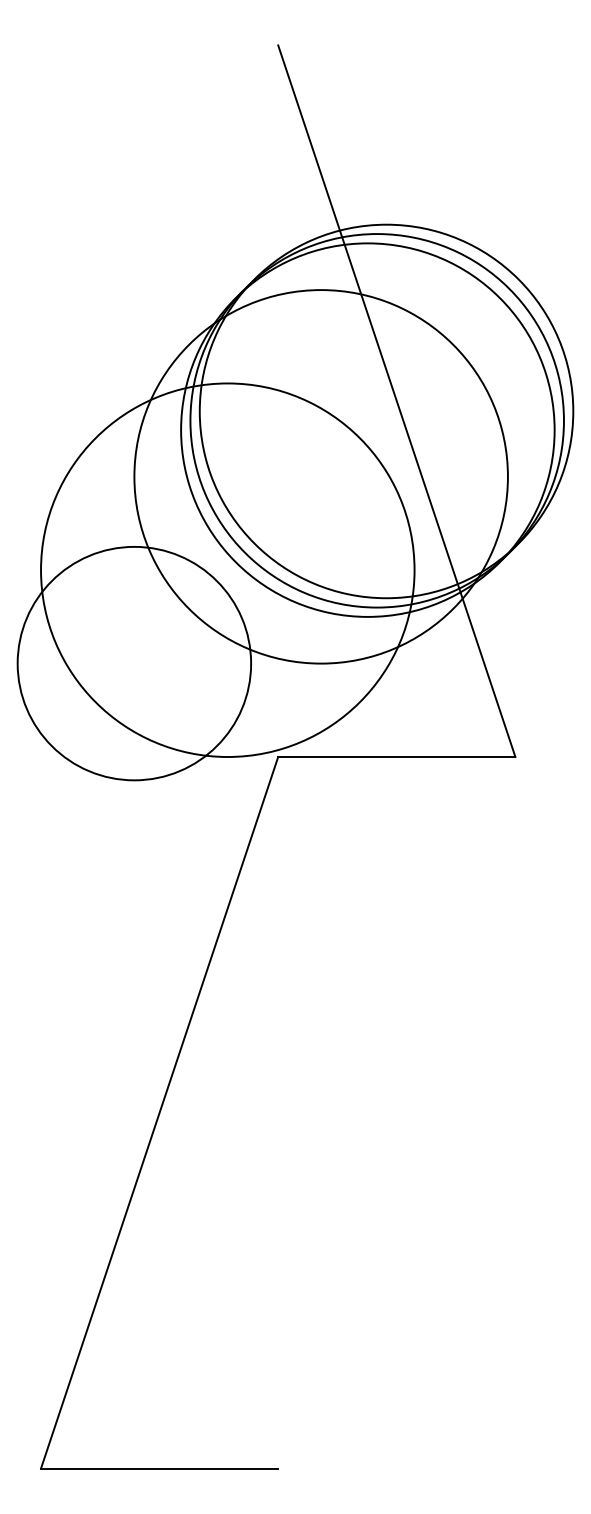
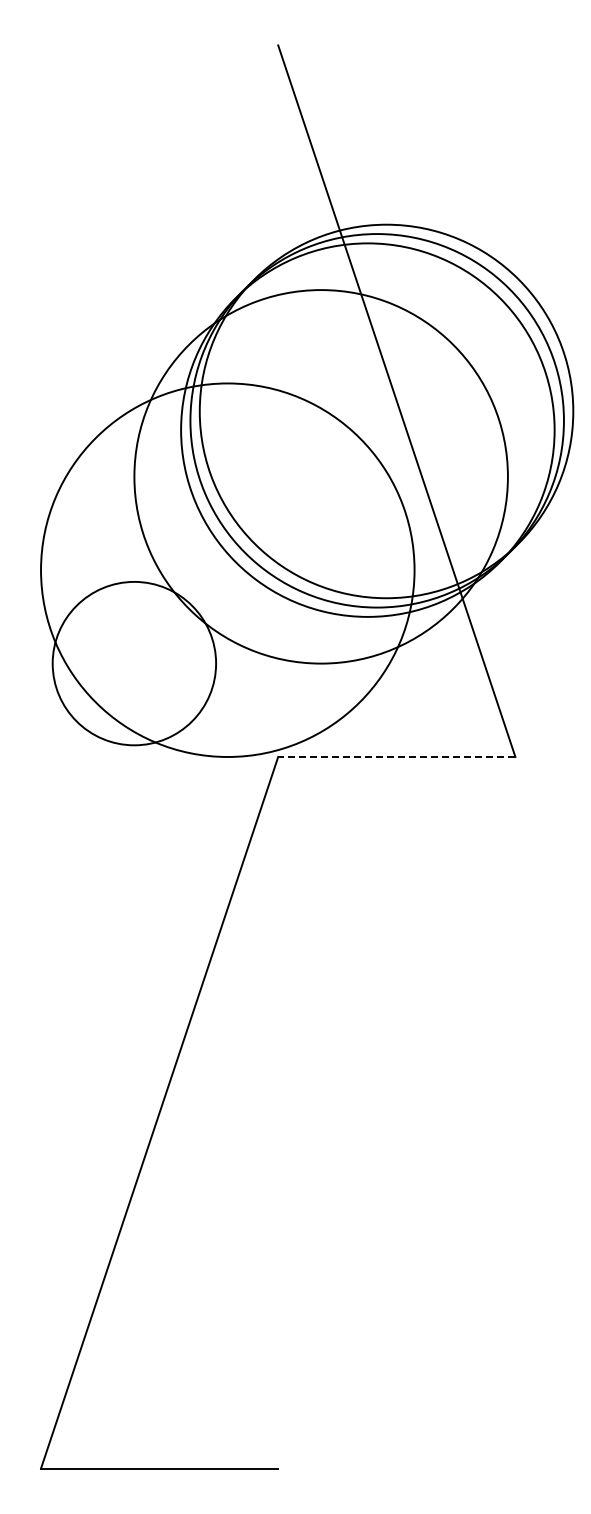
circle diameter: 233 px -> 163 px (134, 663)
line: solid -> dashed (396, 757)
